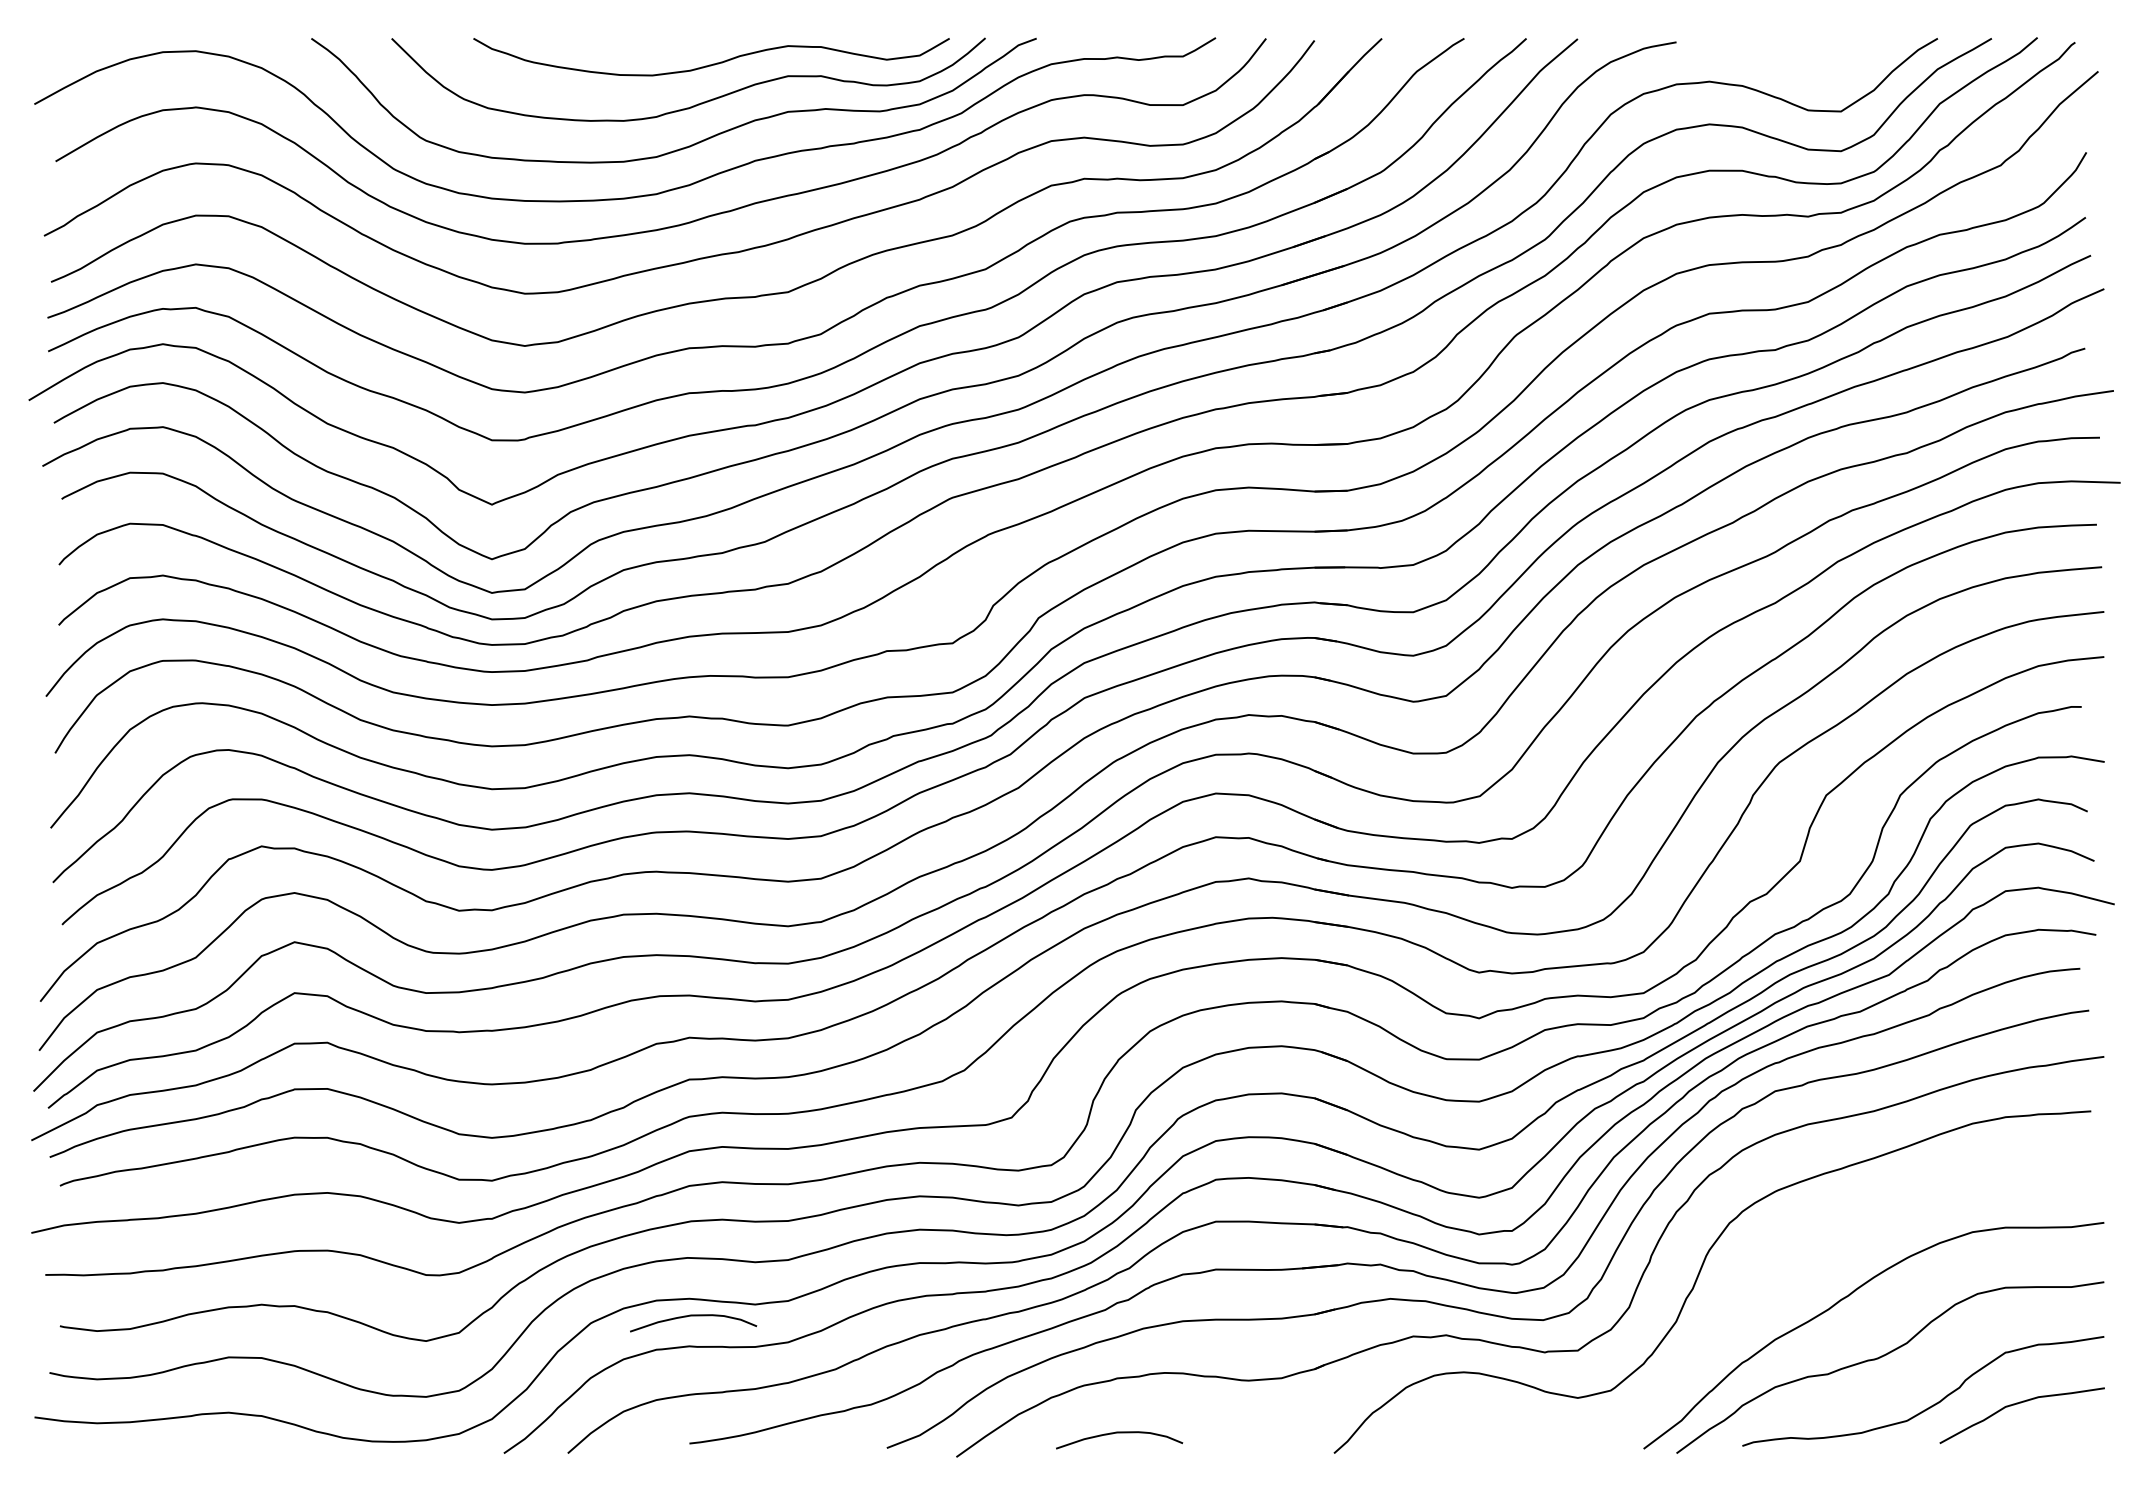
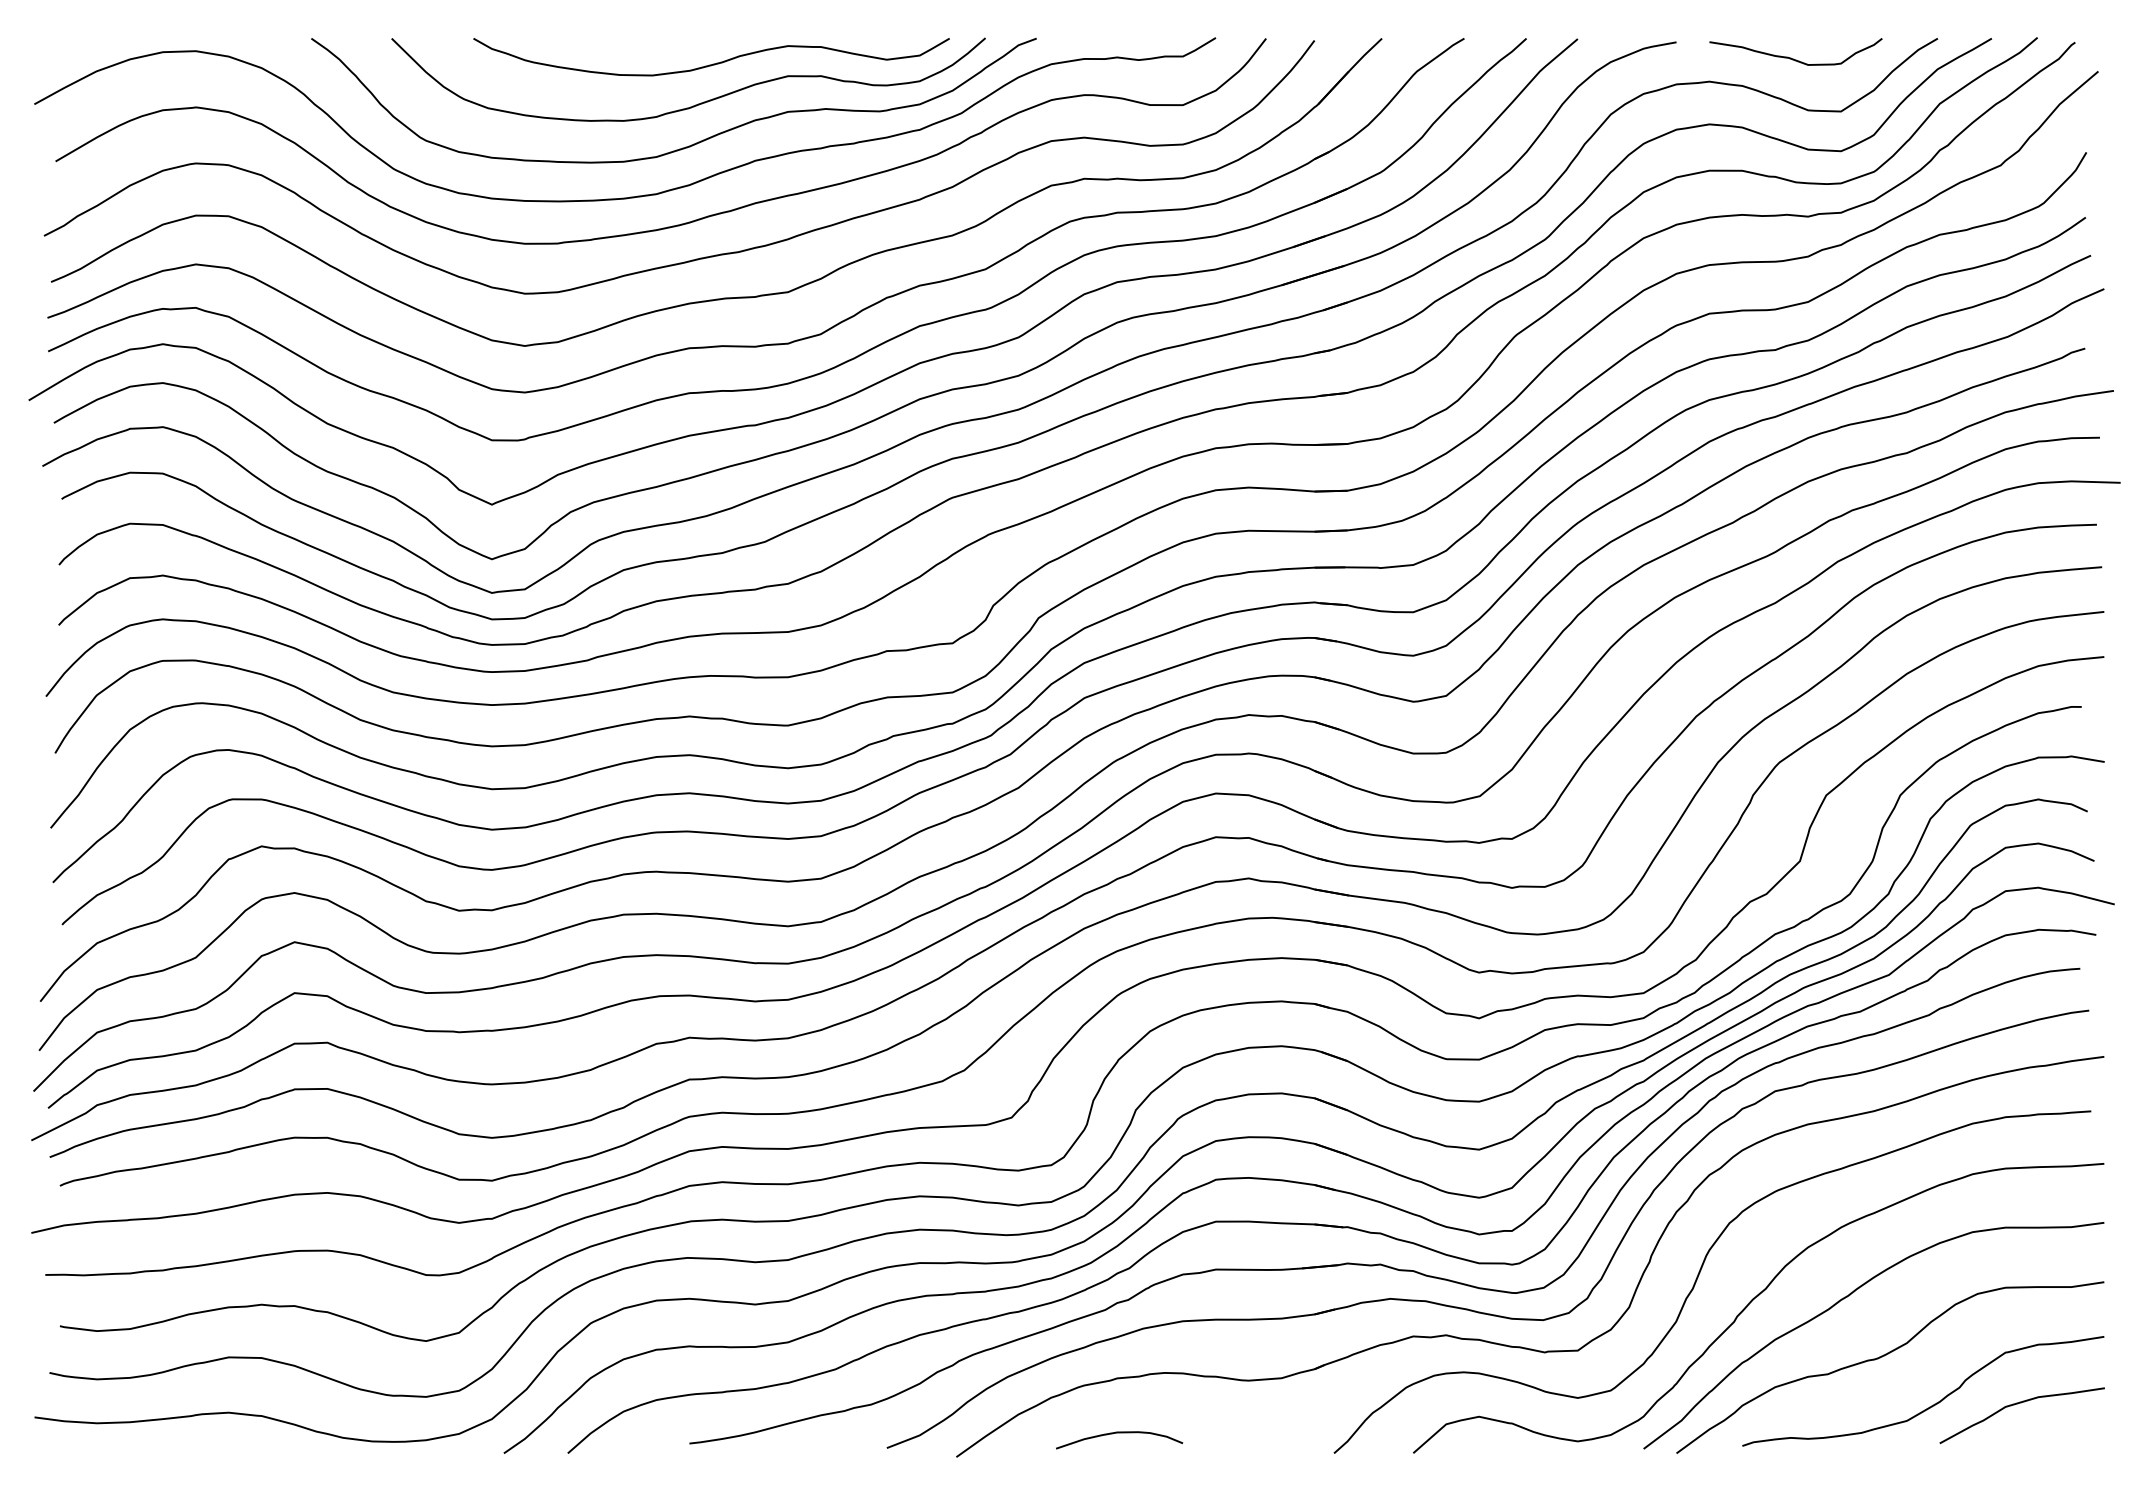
curve: none -> present (1791, 57)
curve: none -> present (1752, 1301)
curve: present -> none (693, 1316)
